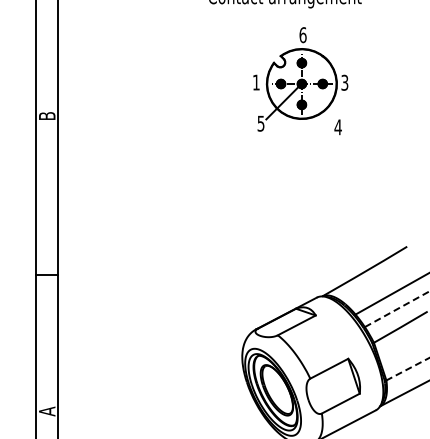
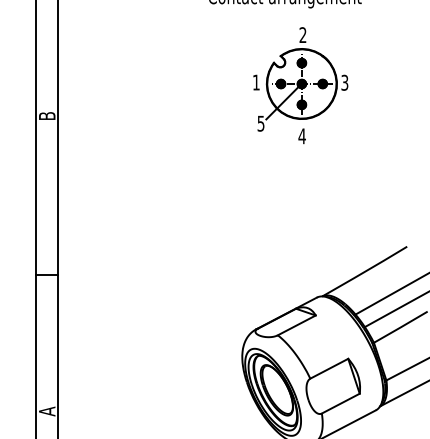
text: 6 -> 2 (302, 35)
text position: (337, 127) -> (301, 136) (301, 136)
line: dashed -> solid (397, 309)
line: dashed -> solid (407, 369)
